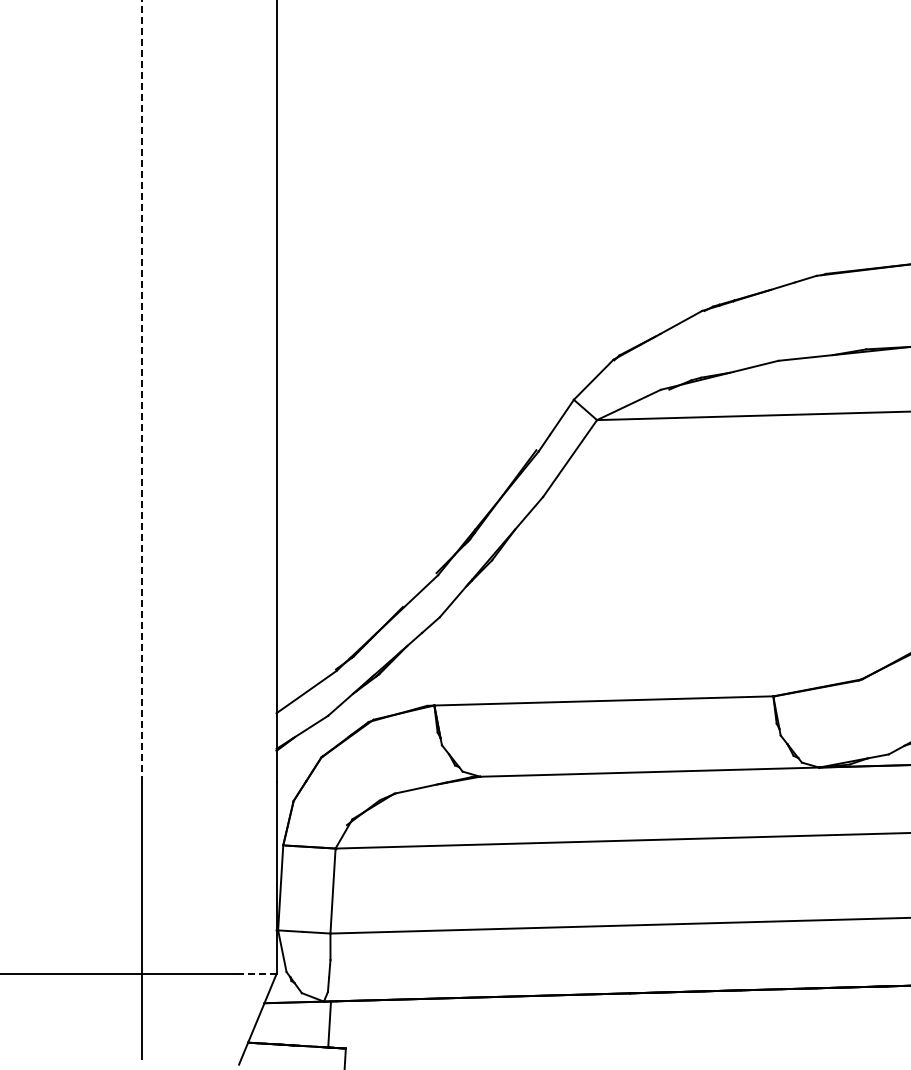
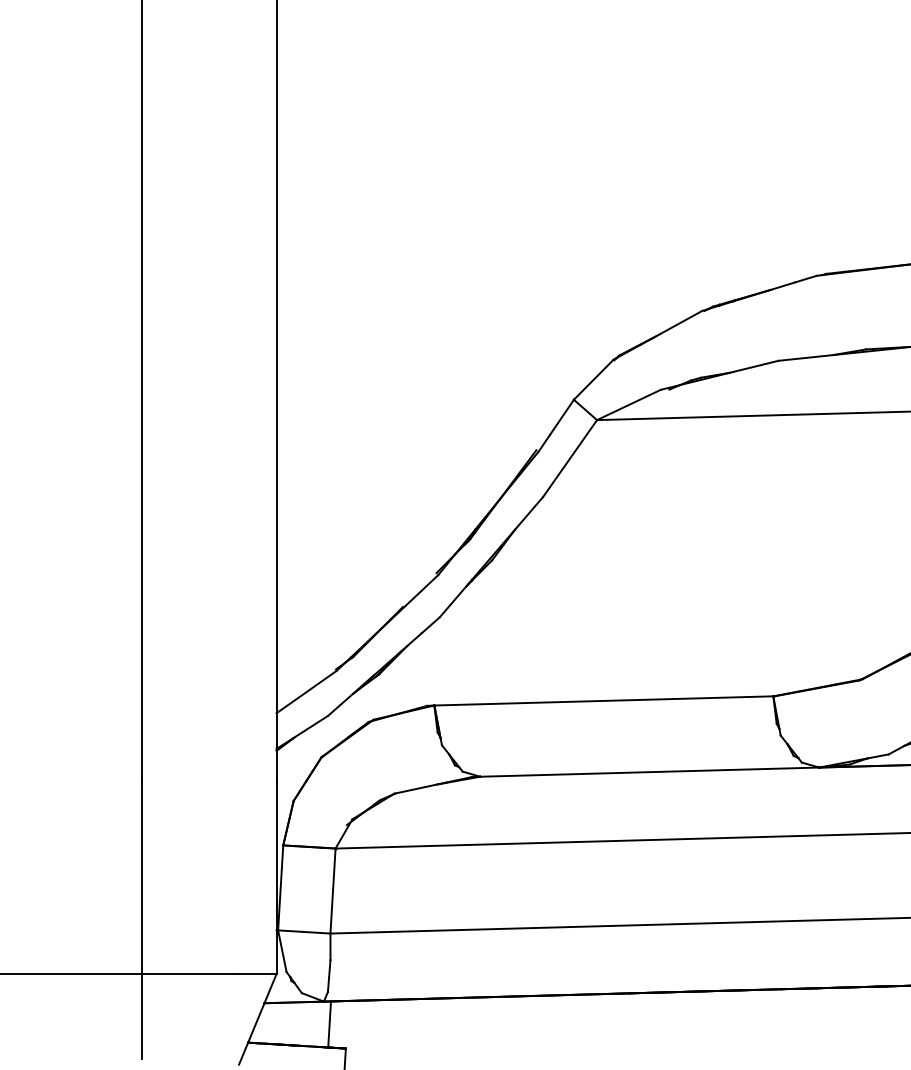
line: dashed -> solid (141, 390)
line: dashed -> solid (256, 974)
